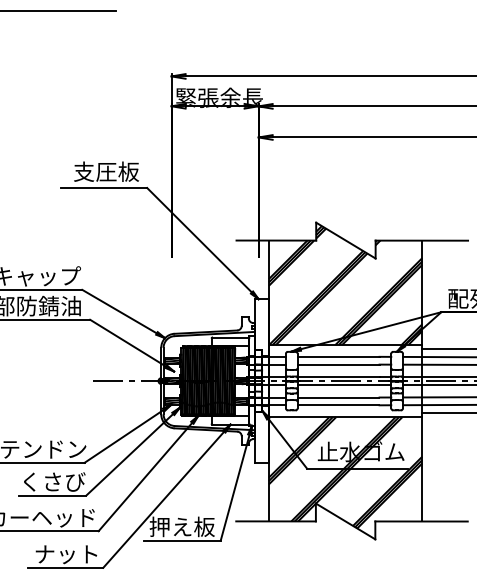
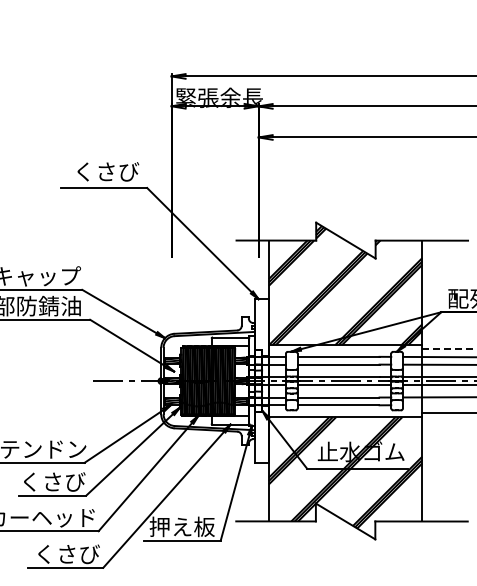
line: present -> none (59, 10)
text: 支圧板 -> くさび (106, 171)
line: solid -> dashed (449, 349)
line: present -> none (437, 404)
text: ナット -> くさび (67, 554)
